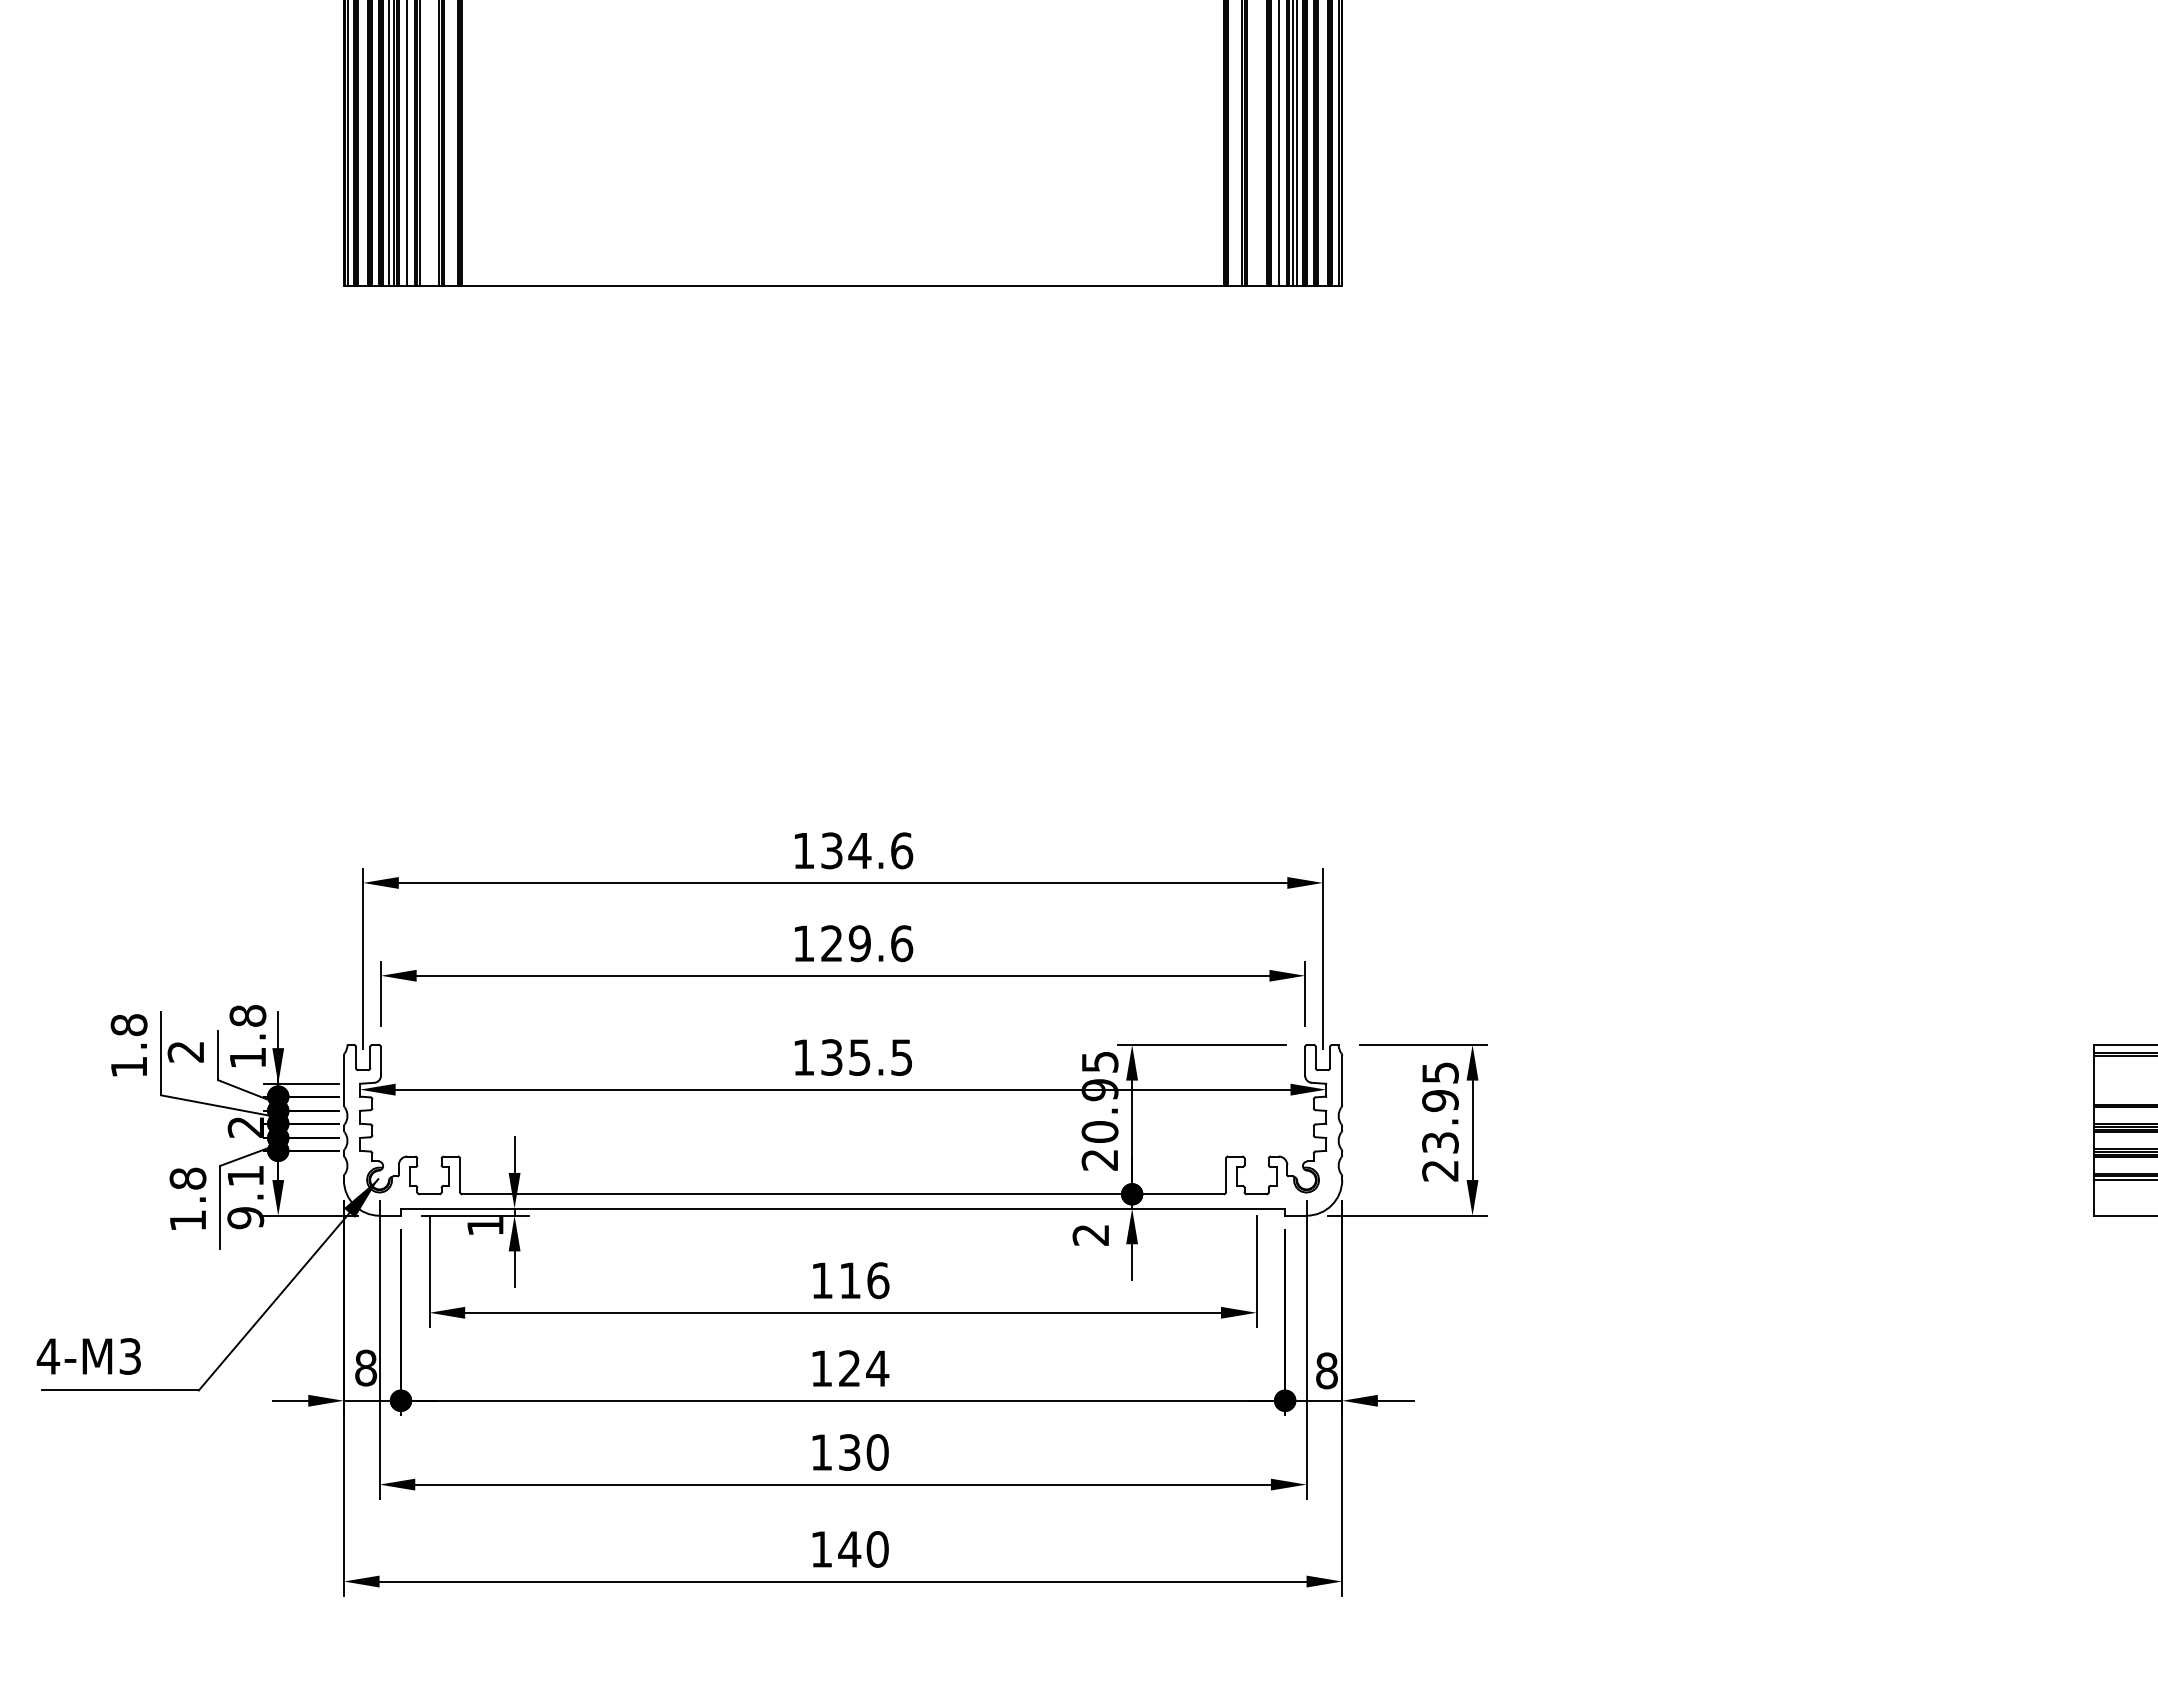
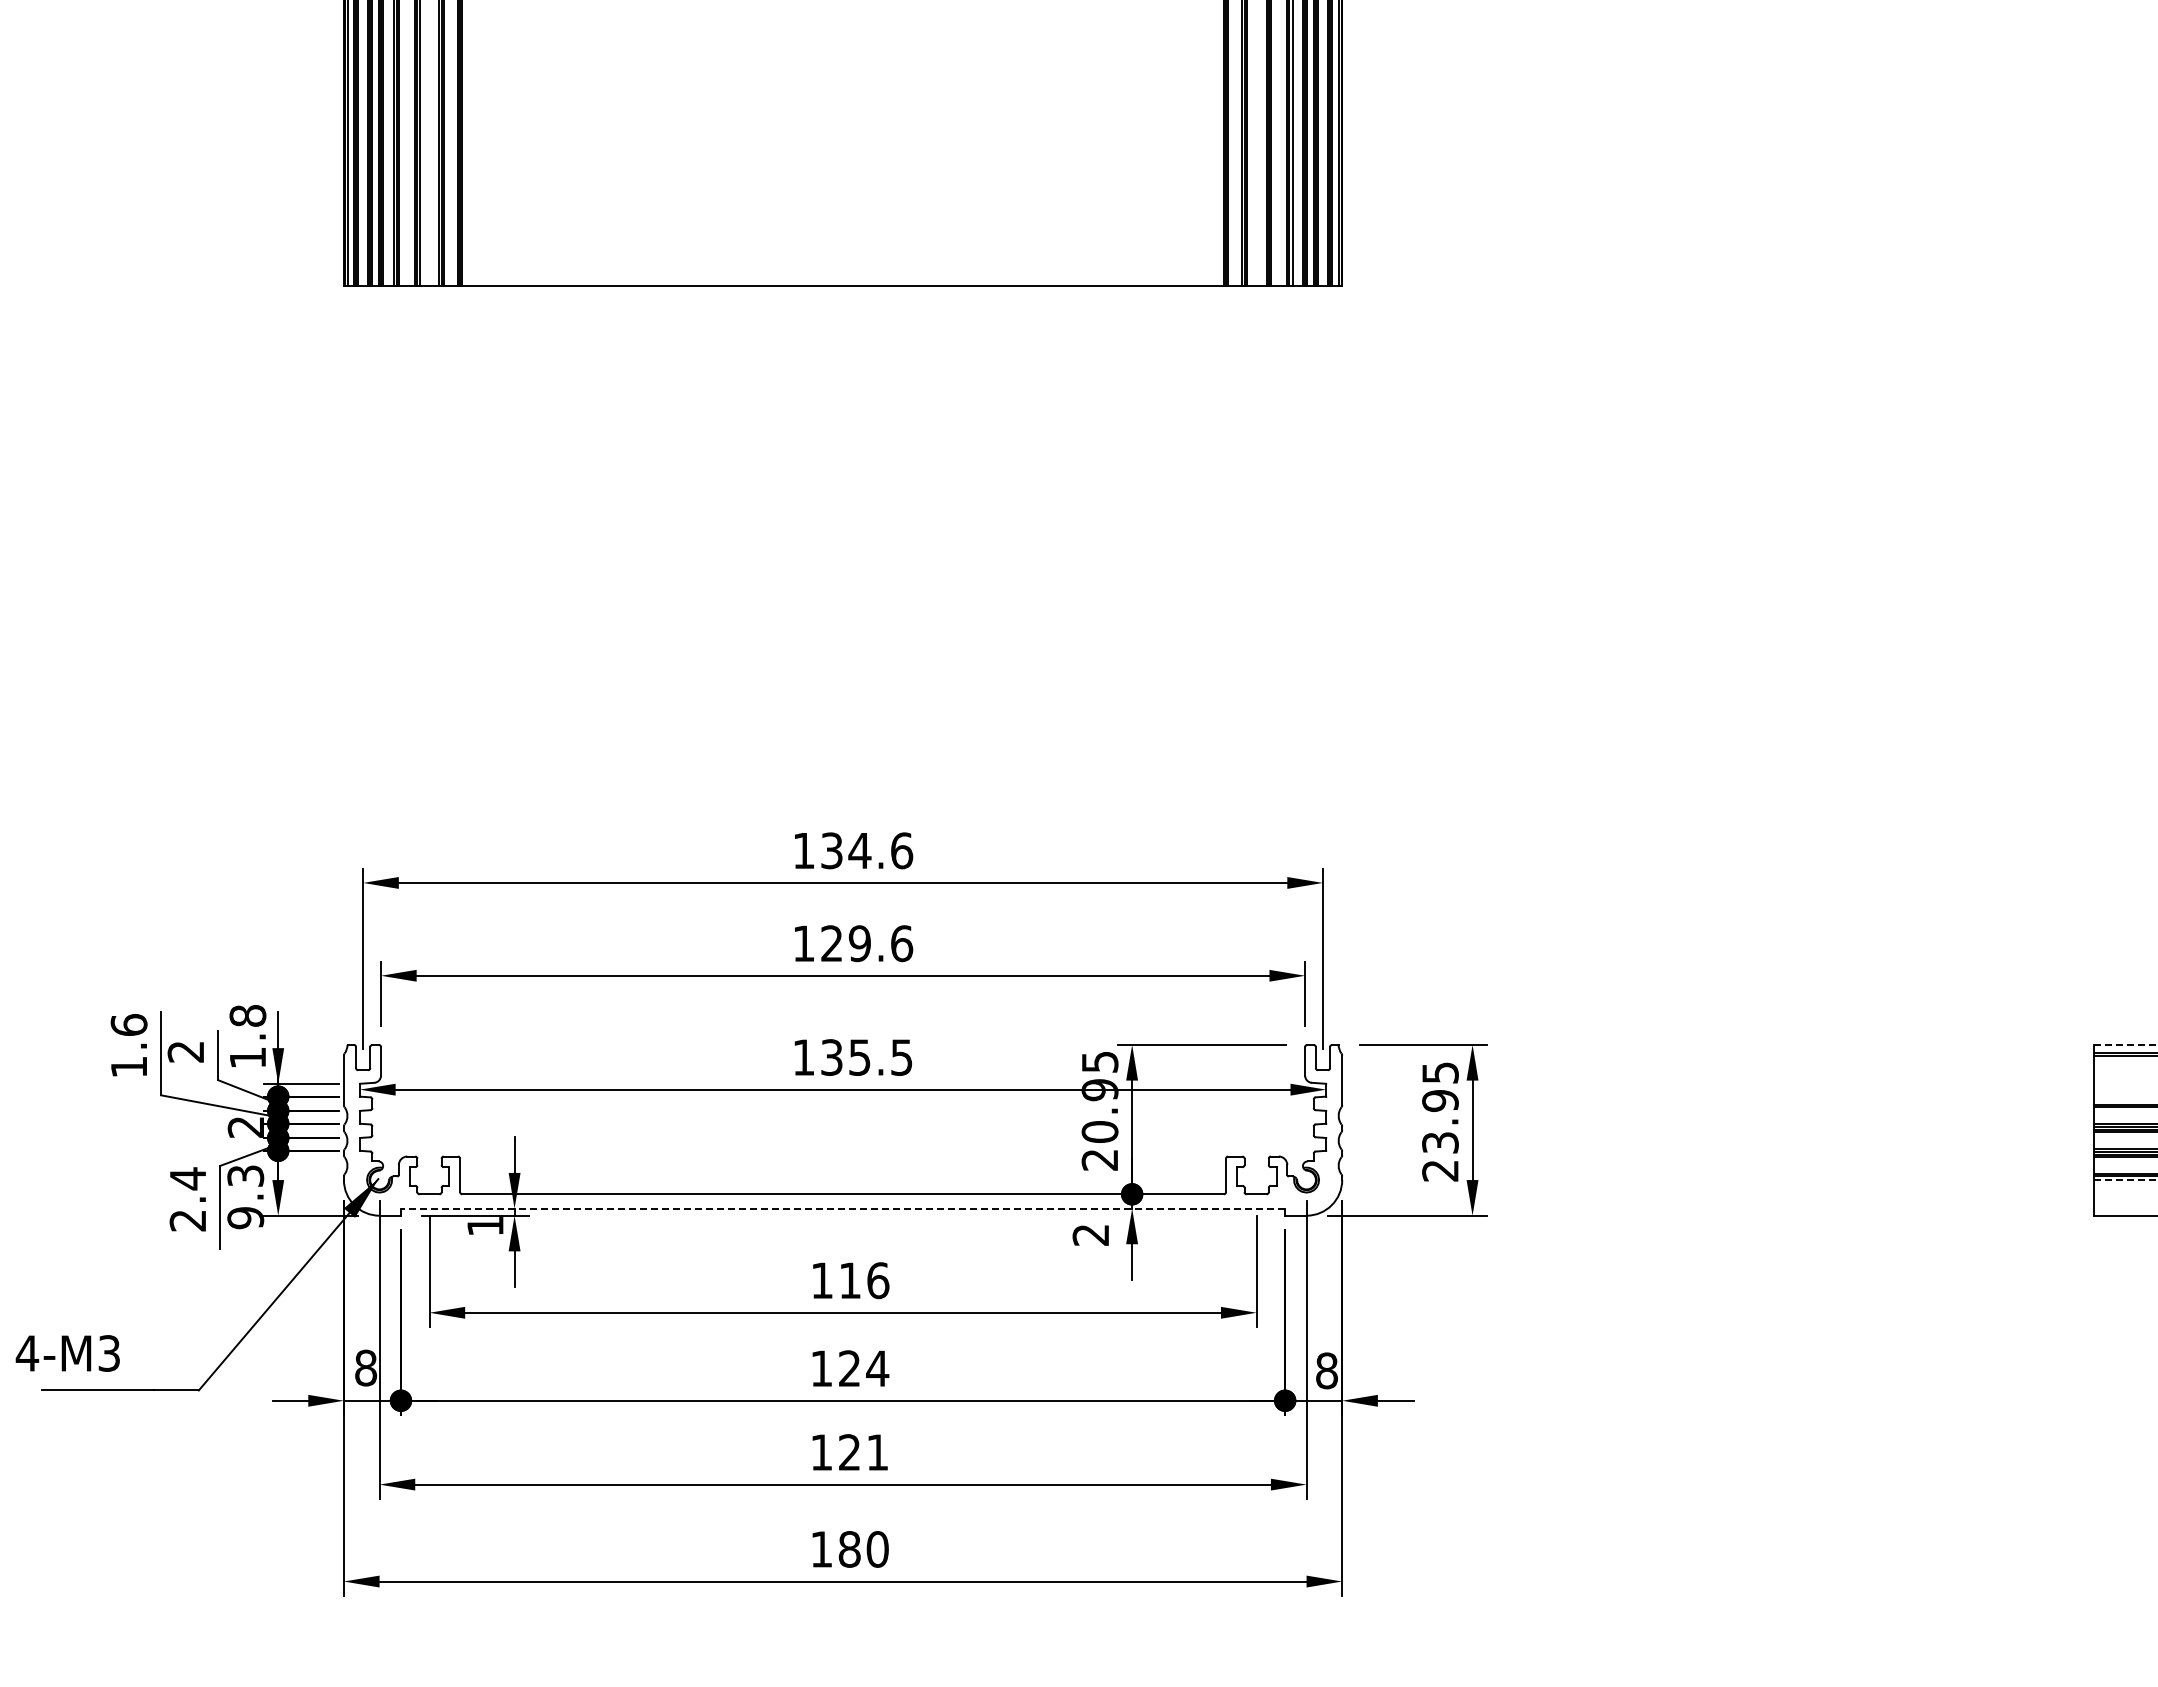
line: present -> none (388, 144)
line: present -> none (407, 144)
line: present -> none (1278, 144)
line: present -> none (1297, 144)
text: 1.8 -> 1.6 (128, 1025)
line: solid -> dashed (2126, 1044)
text: 9.1 -> 9.3 (245, 1175)
line: solid -> dashed (2126, 1180)
text: 1.8 -> 2.4 (187, 1199)
line: solid -> dashed (842, 1208)
text position: (88, 1356) -> (67, 1353) (67, 1353)
text: 130 -> 121 (863, 1452)
text: 140 -> 180 (849, 1549)
